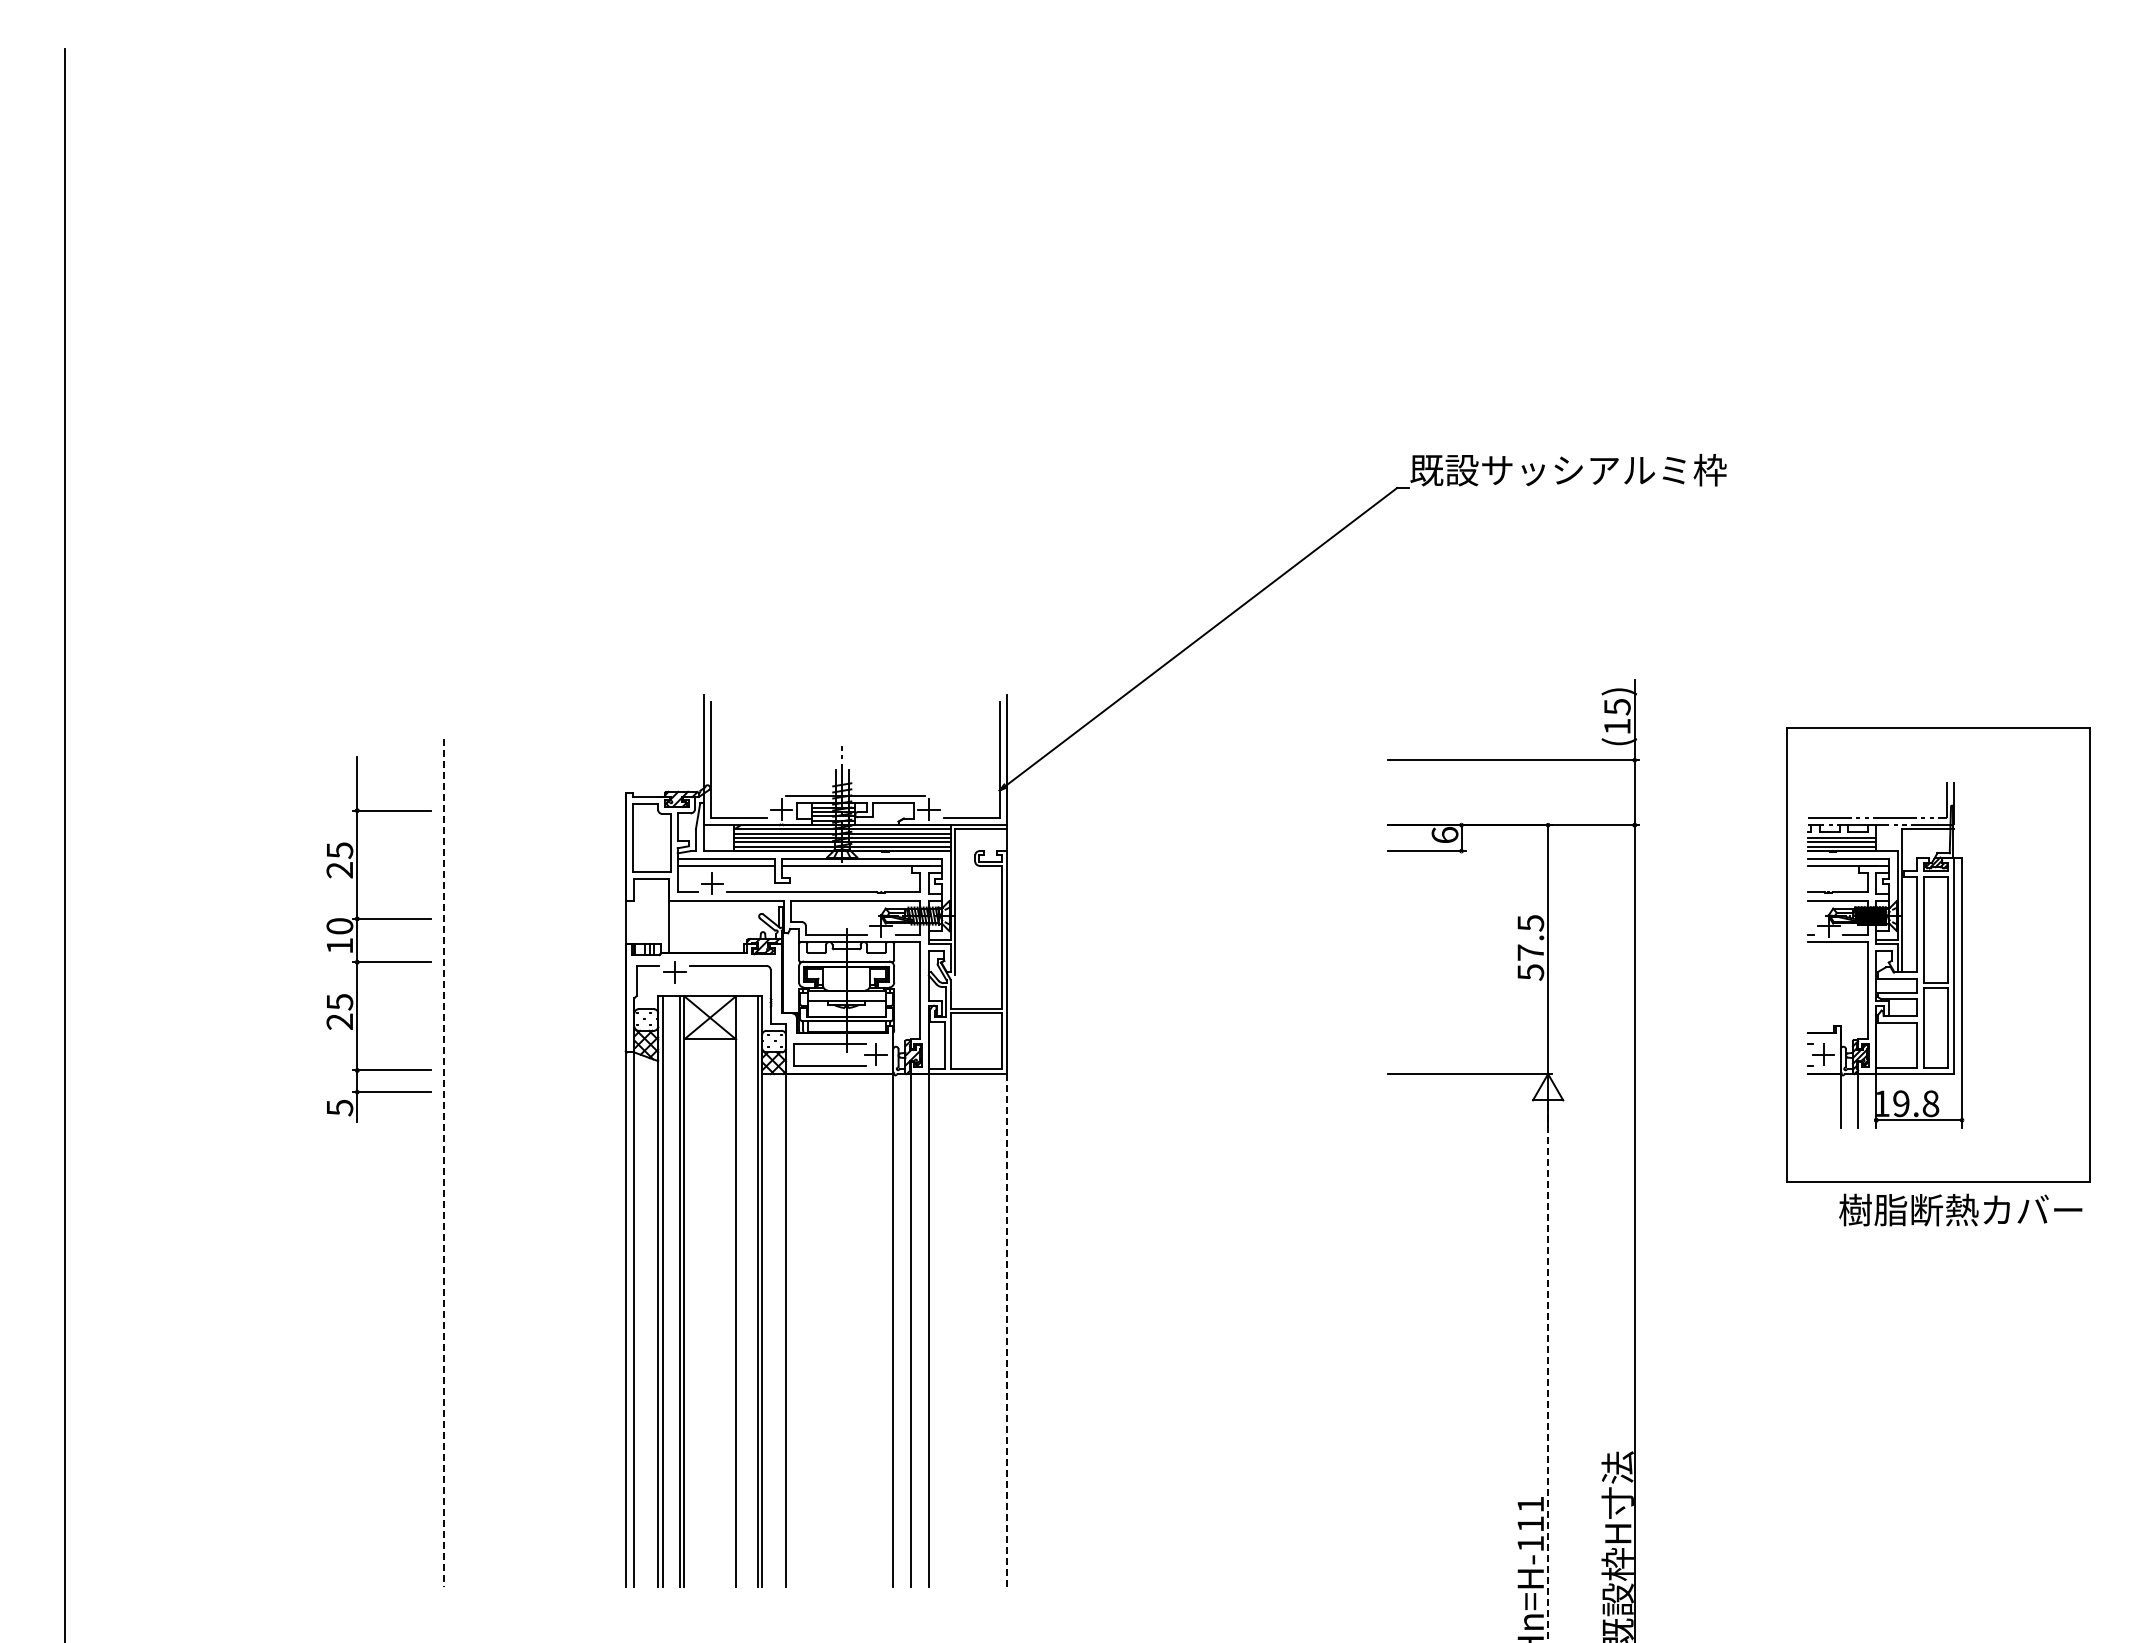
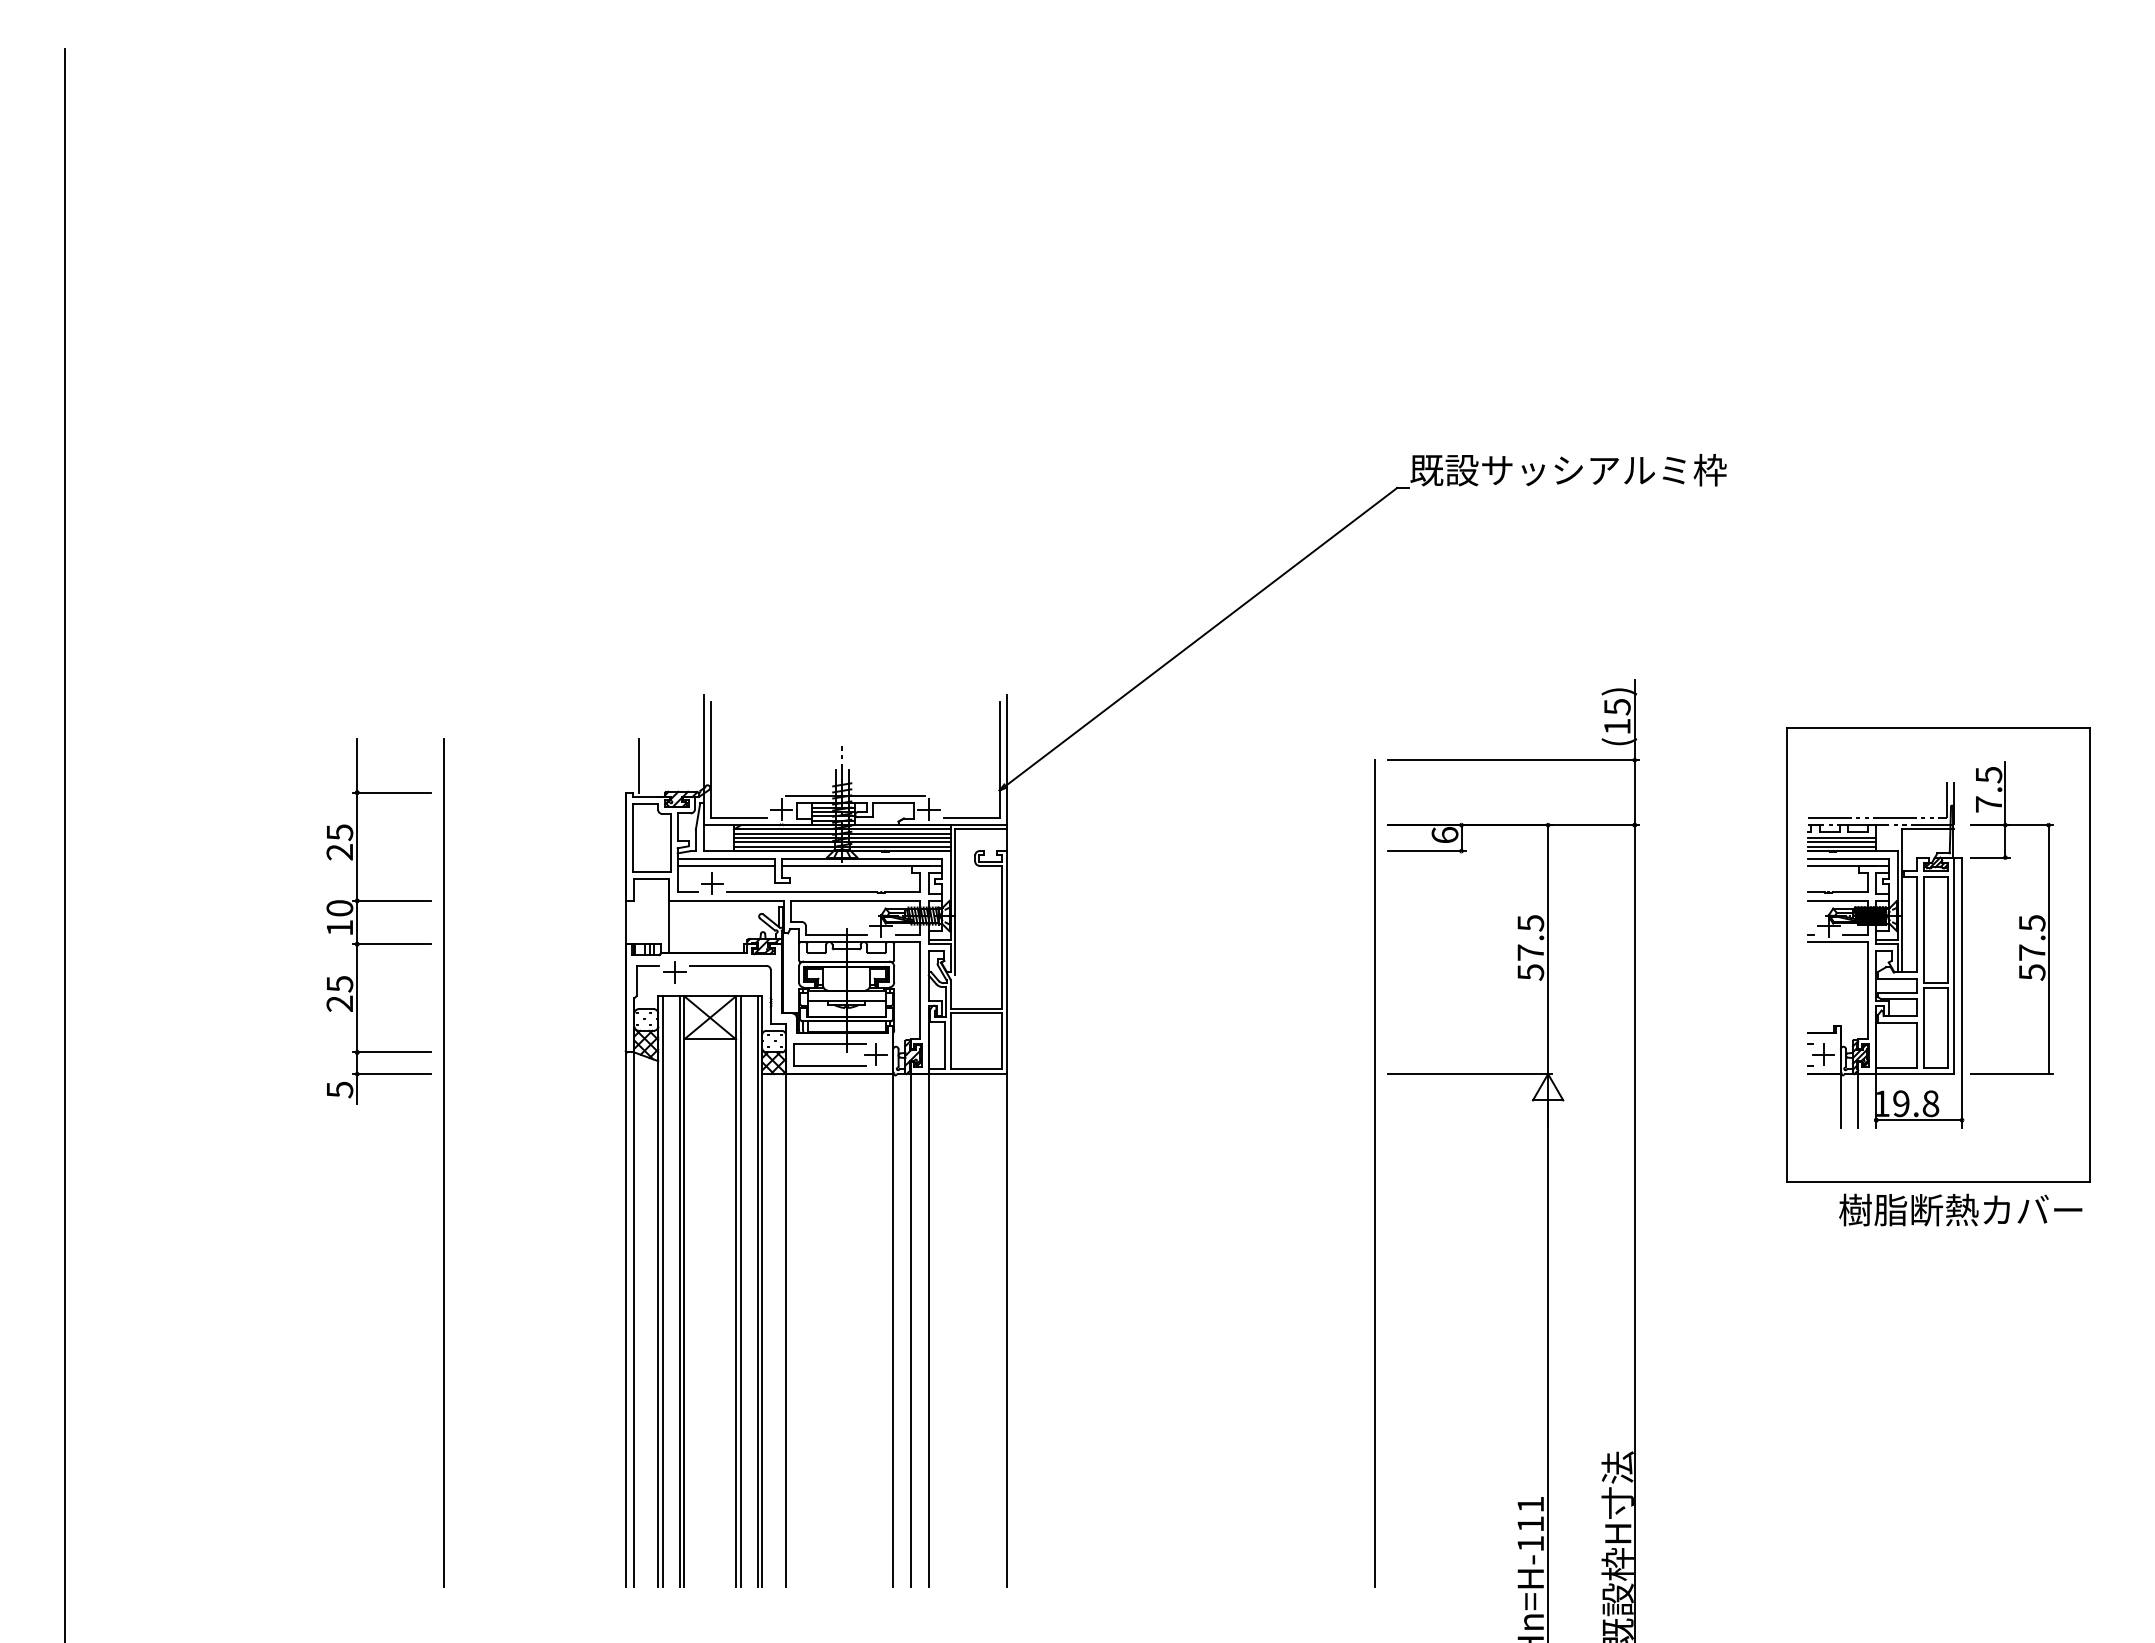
line: none -> present (638, 765)
part: none -> present (2019, 917)
part position: (378, 919) -> (378, 901) (378, 901)
line: dashed -> solid (443, 1163)
line: none -> present (1374, 1173)
line: none -> present (740, 1291)
line: dashed -> solid (1006, 1329)
line: dashed -> solid (1548, 1373)
